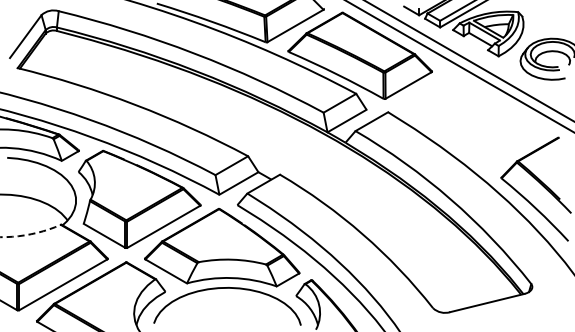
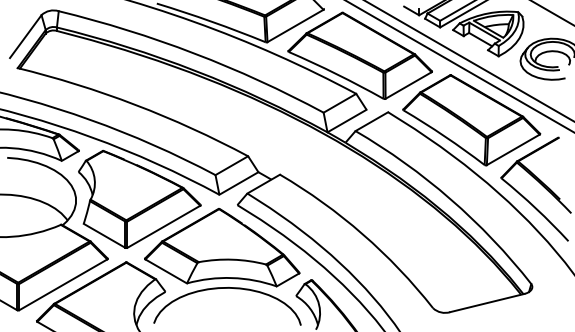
line: none -> present (552, 12)
part: none -> present (471, 120)
arc: dashed -> solid (30, 234)
